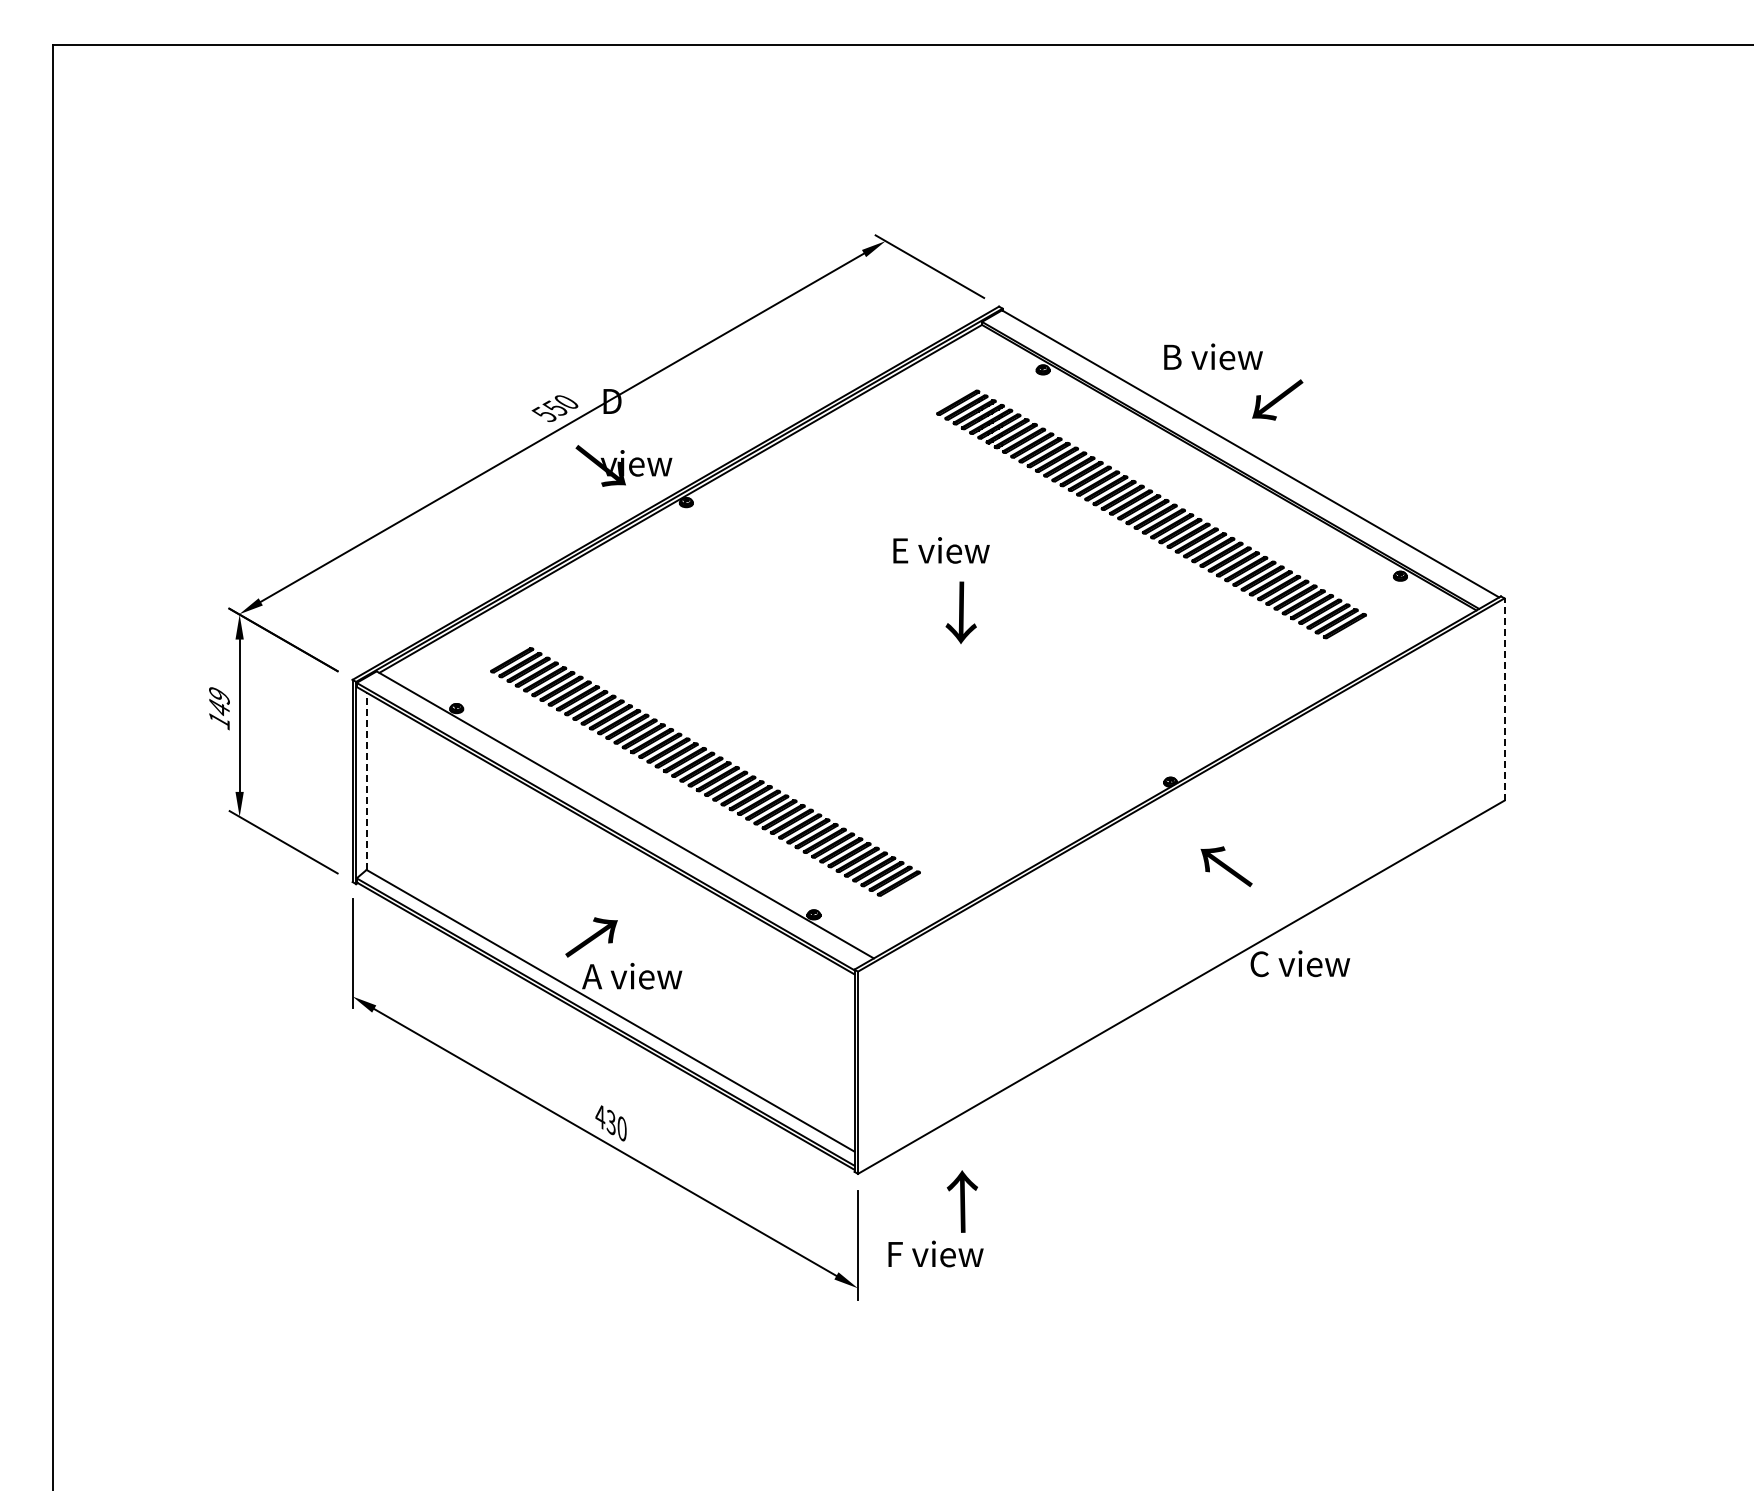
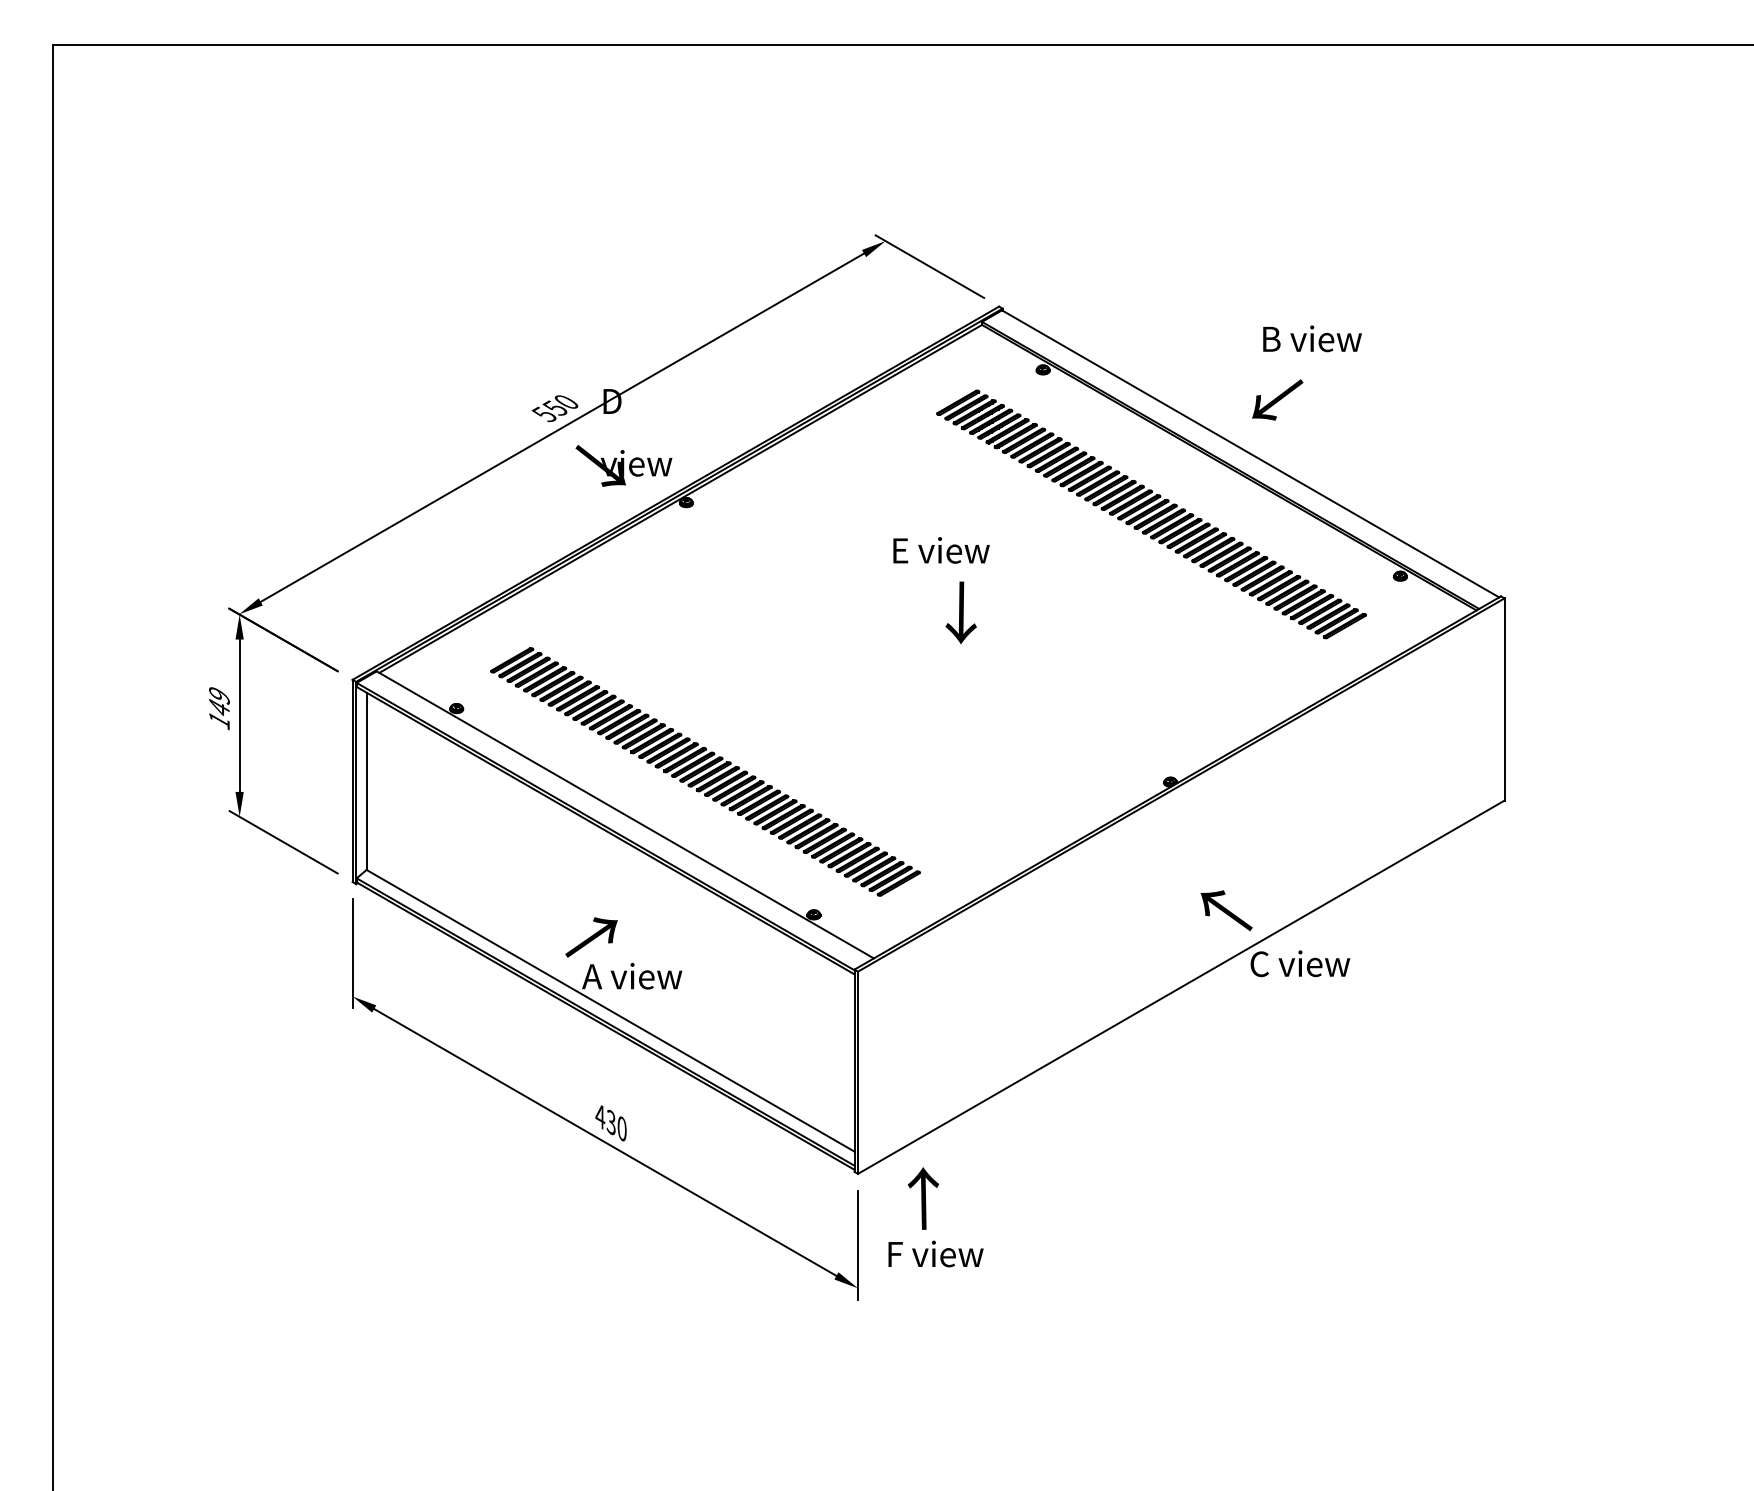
text position: (1213, 356) -> (1312, 338) (1312, 338)
line: dashed -> solid (1504, 699)
line: dashed -> solid (366, 781)
text position: (1226, 866) -> (1226, 910) (1226, 910)
text position: (961, 1201) -> (922, 1198) (922, 1198)
